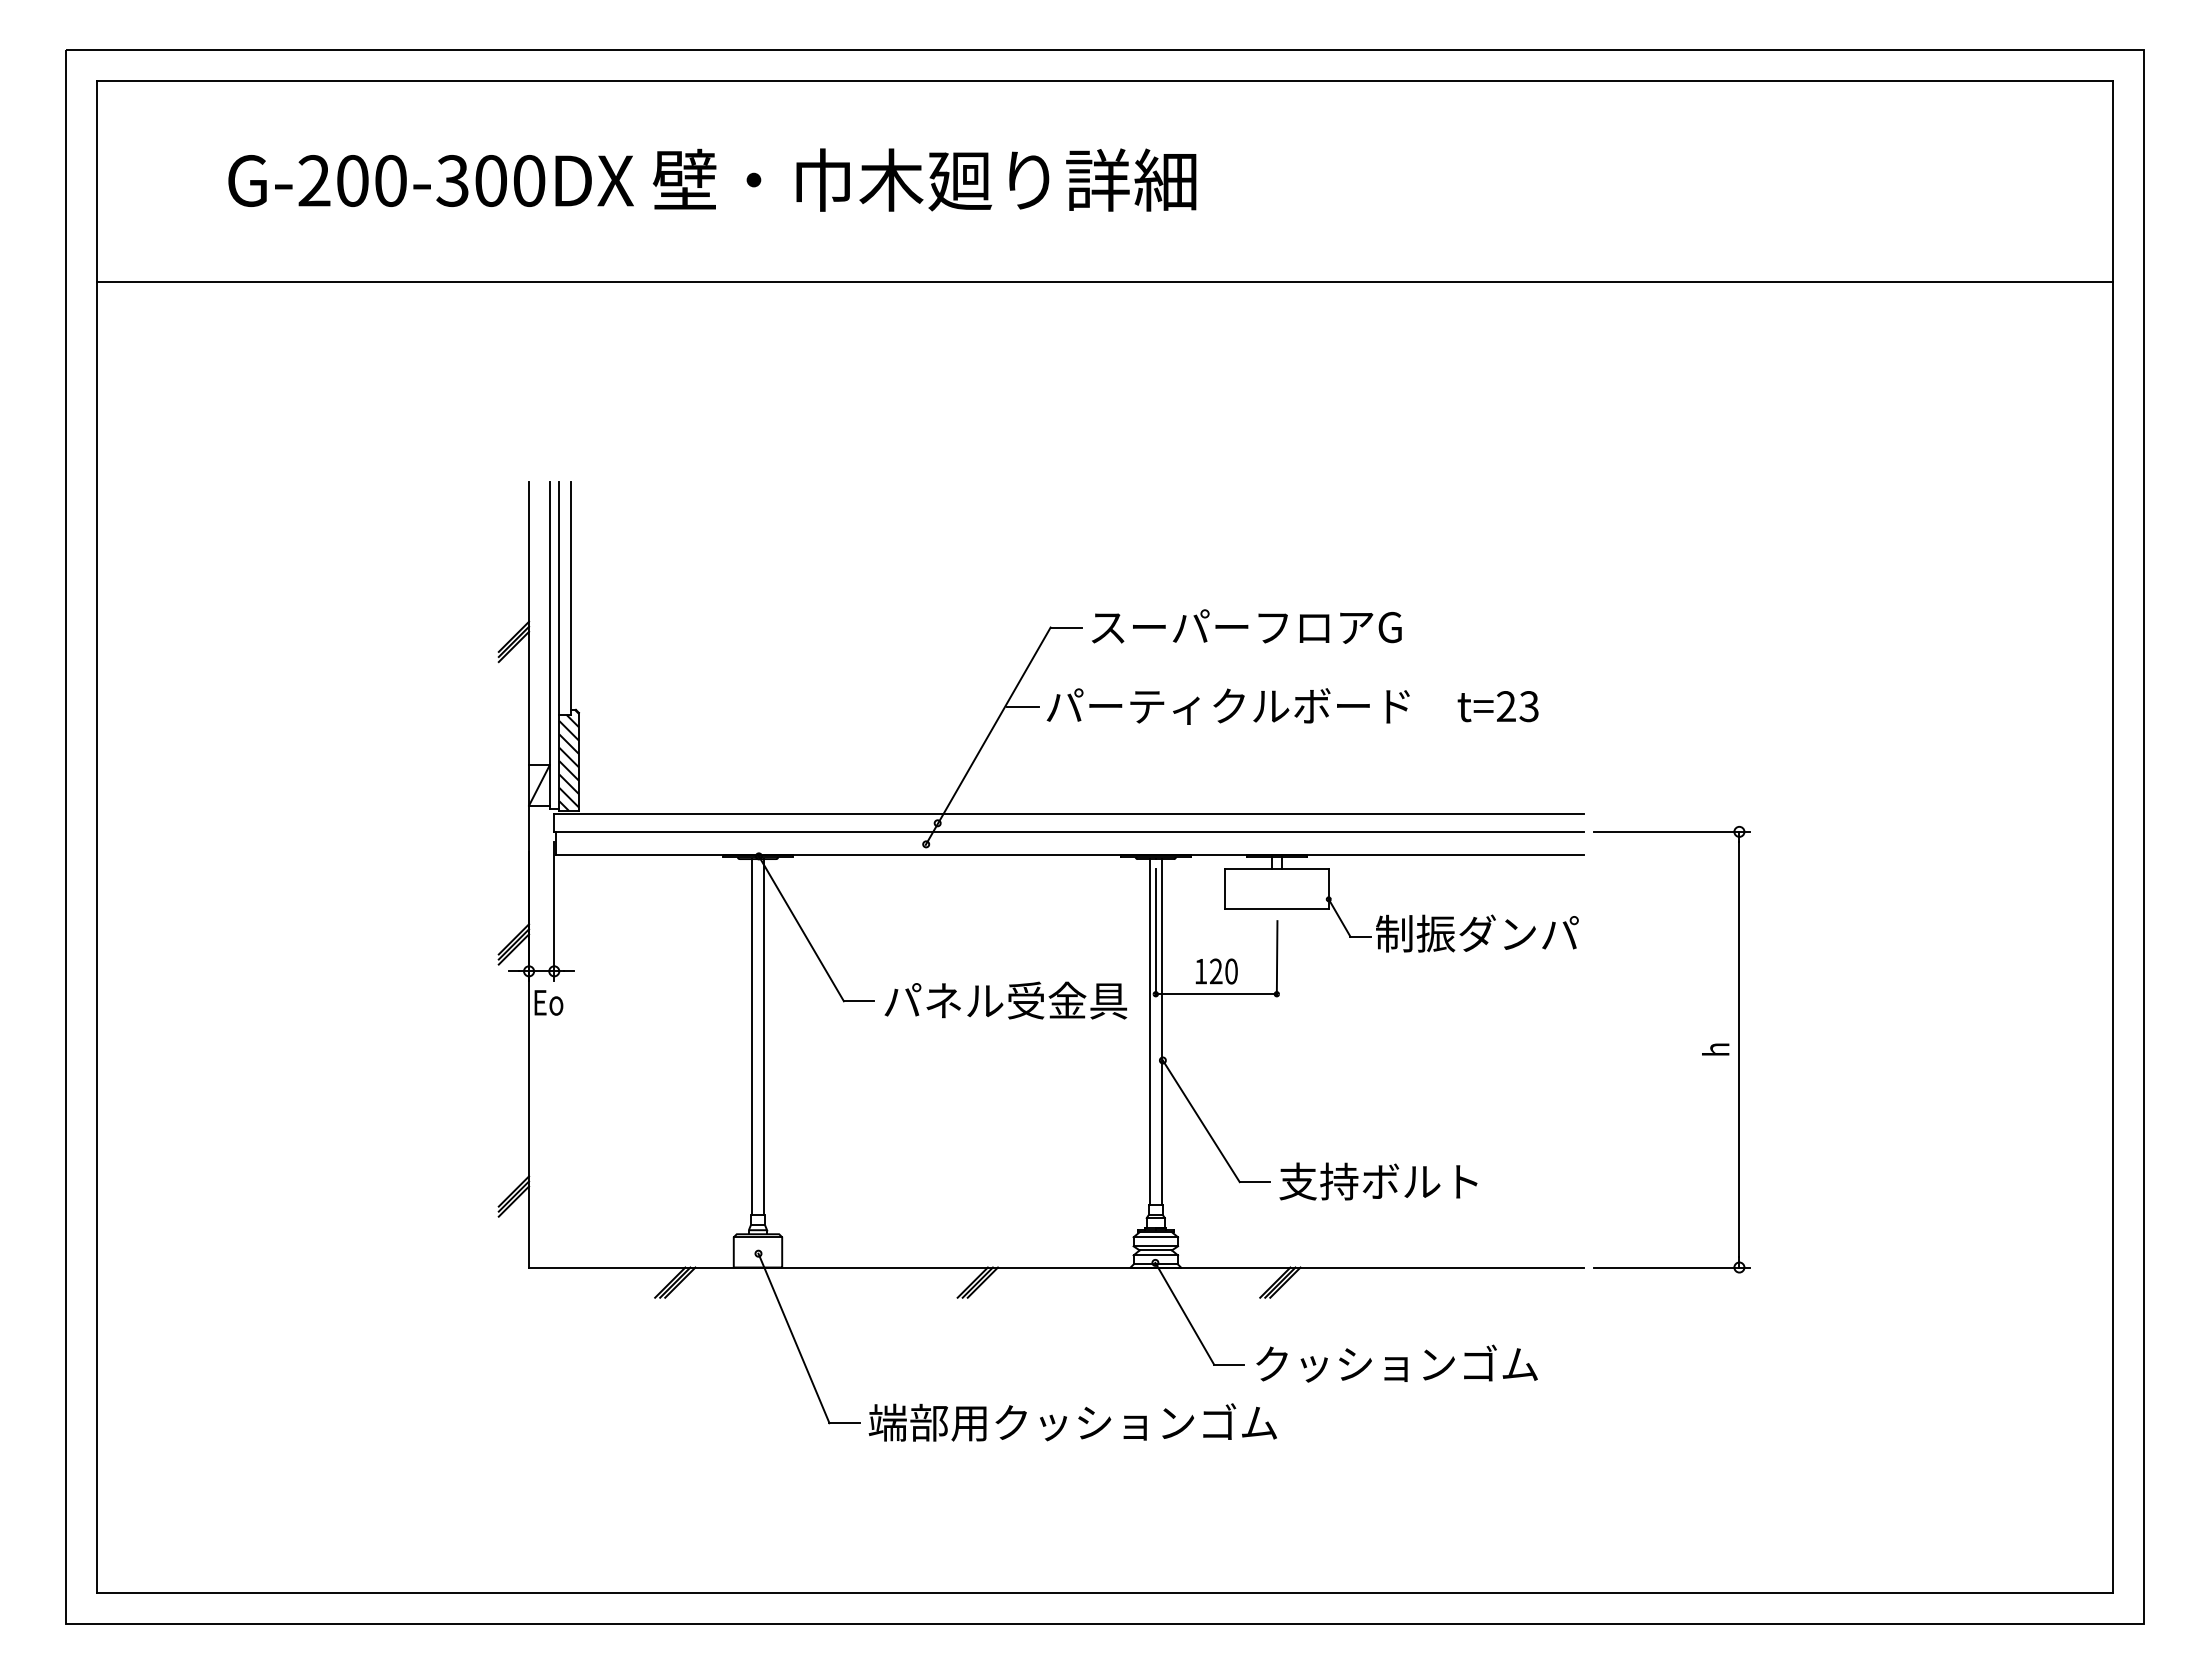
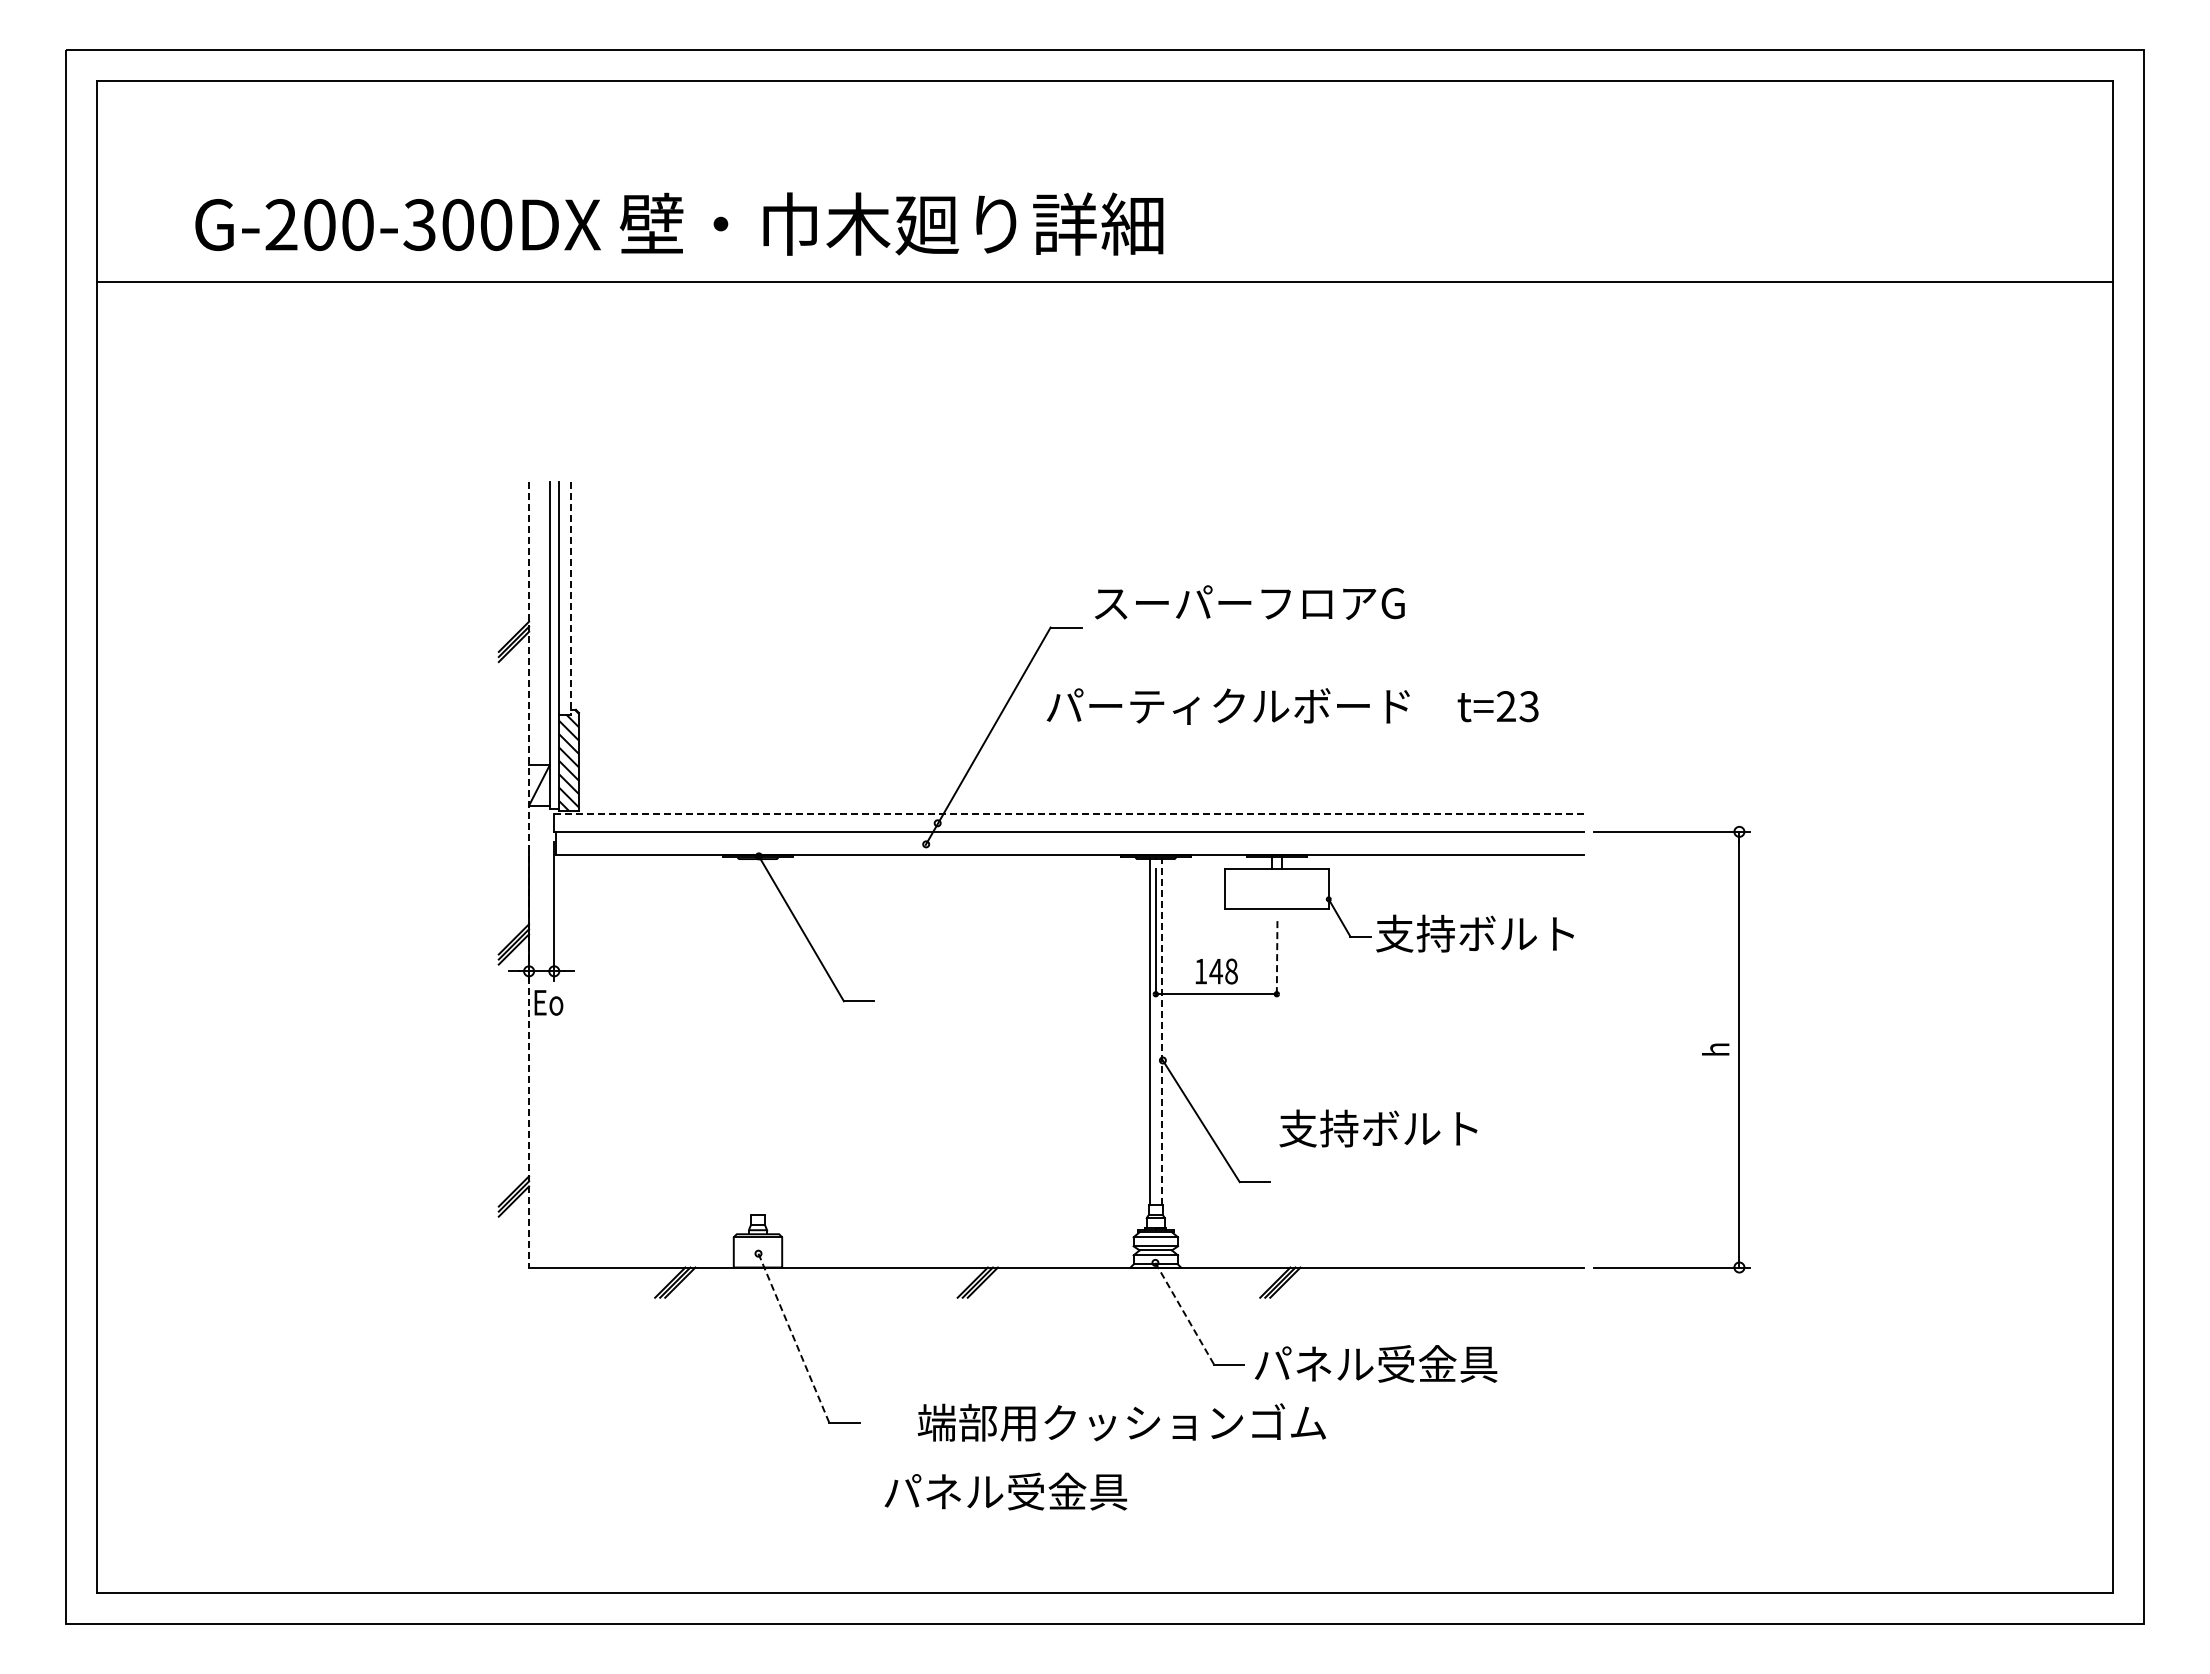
text position: (712, 179) -> (679, 223) (679, 223)
line: solid -> dashed (570, 599)
text position: (1246, 626) -> (1249, 602) (1249, 602)
line: present -> none (1022, 706)
line: solid -> dashed (1069, 813)
line: solid -> dashed (529, 874)
text: 制振ダンパ -> 支持ボルト (1477, 933)
line: solid -> dashed (1277, 957)
text: 120 -> 148 (1223, 971)
text position: (1005, 1000) -> (1005, 1491) (1005, 1491)
line: solid -> dashed (1161, 1032)
line: present -> none (751, 1037)
line: present -> none (764, 1037)
text position: (1378, 1181) -> (1378, 1128) (1378, 1128)
line: solid -> dashed (1184, 1313)
line: solid -> dashed (793, 1338)
text: クッションゴム -> パネル受金具 (1395, 1363)
text position: (1072, 1422) -> (1121, 1422) (1121, 1422)
